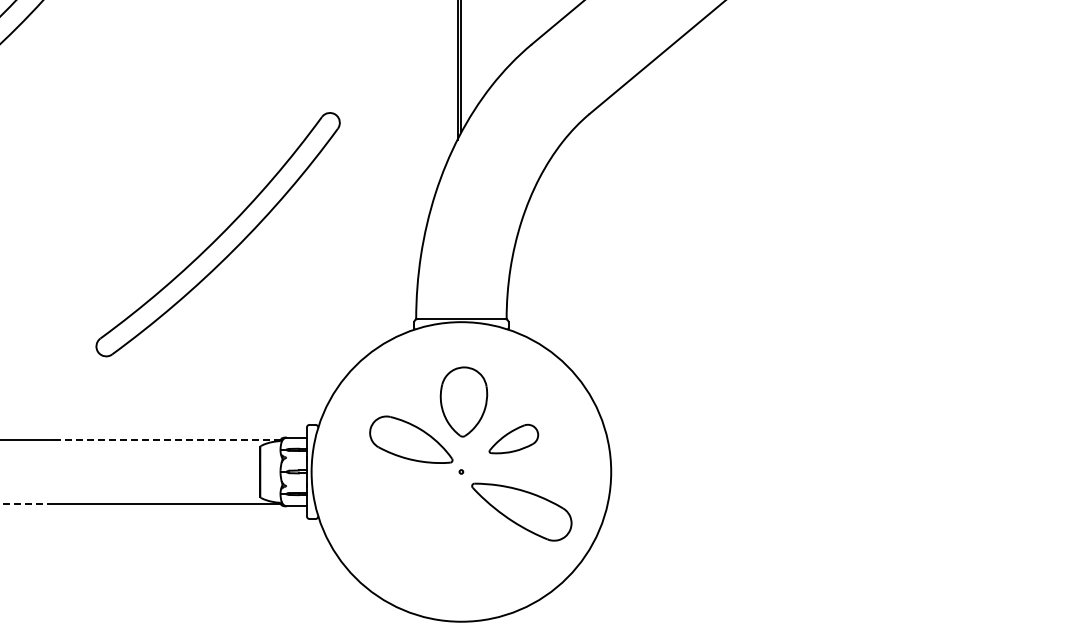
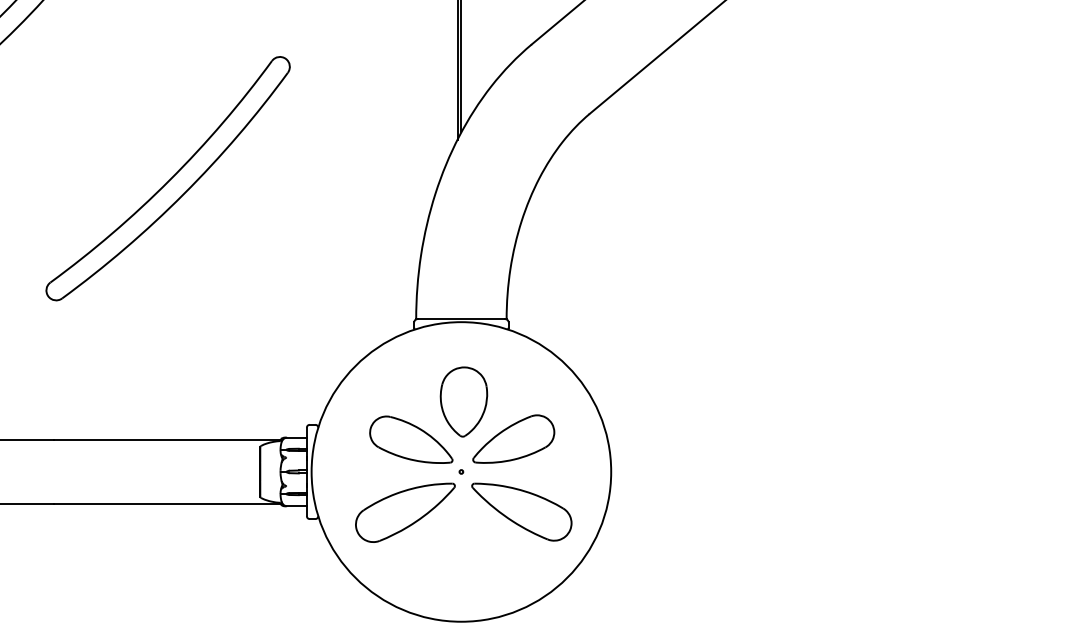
part position: (217, 234) -> (167, 178) (167, 178)
part size: 52x32 px -> 84x50 px (513, 438)
line: dashed -> solid (167, 439)
line: dashed -> solid (27, 503)
part: none -> present (405, 512)
